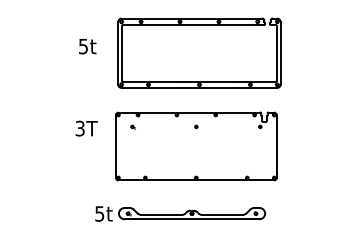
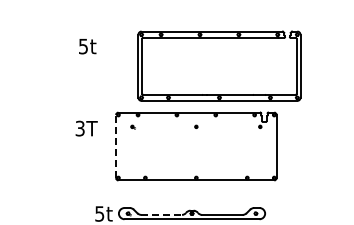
part position: (199, 25) -> (219, 38) (219, 38)
line: solid -> dashed (116, 146)
line: solid -> dashed (162, 214)
